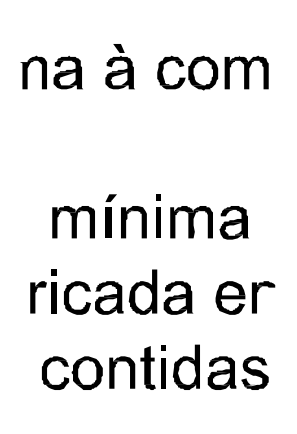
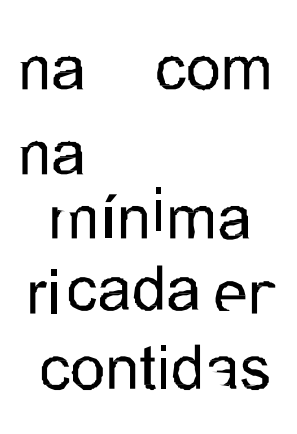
part: present -> none (119, 66)
part: none -> present (51, 157)
fill: present -> none (66, 208)
line position: (158, 215) -> (158, 208) (158, 208)
part position: (128, 291) -> (133, 287) (133, 287)
fill: present -> none (232, 308)
fill: present -> none (218, 380)
